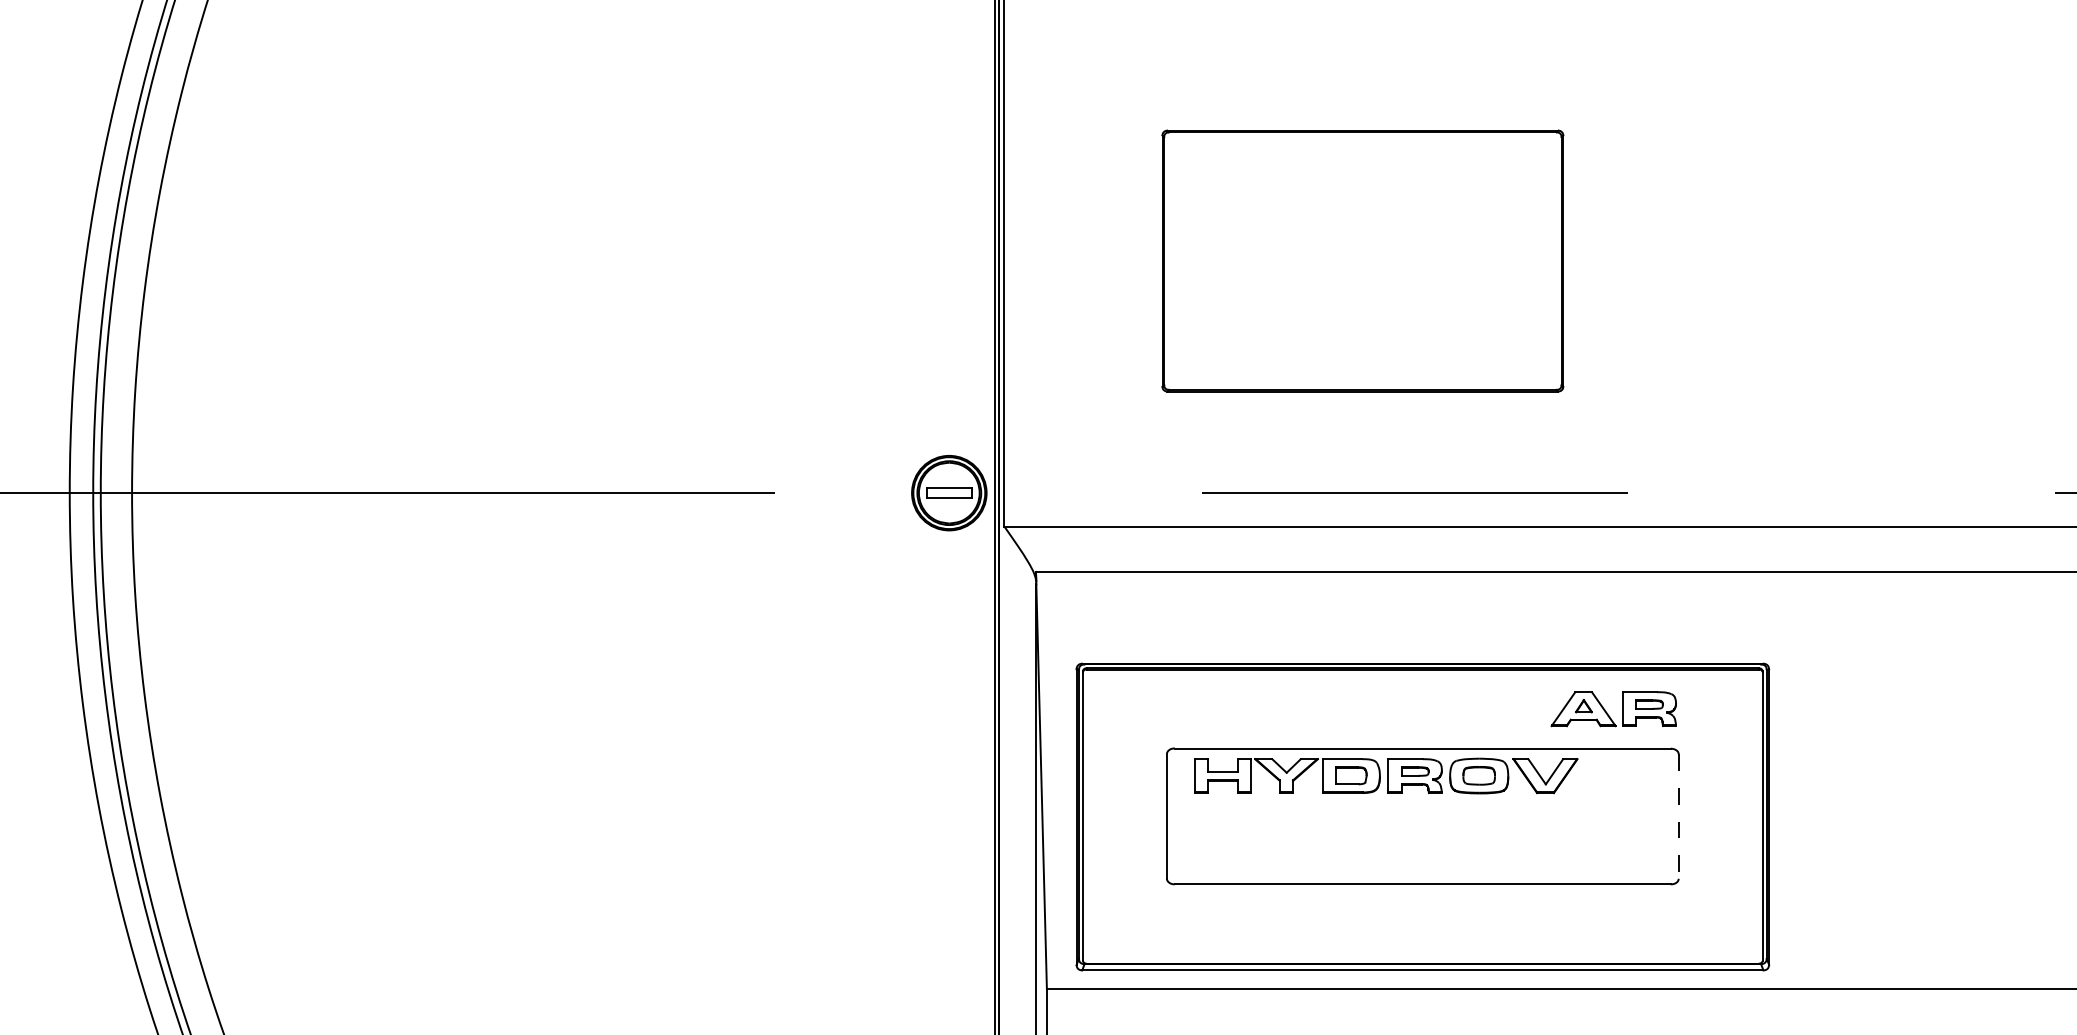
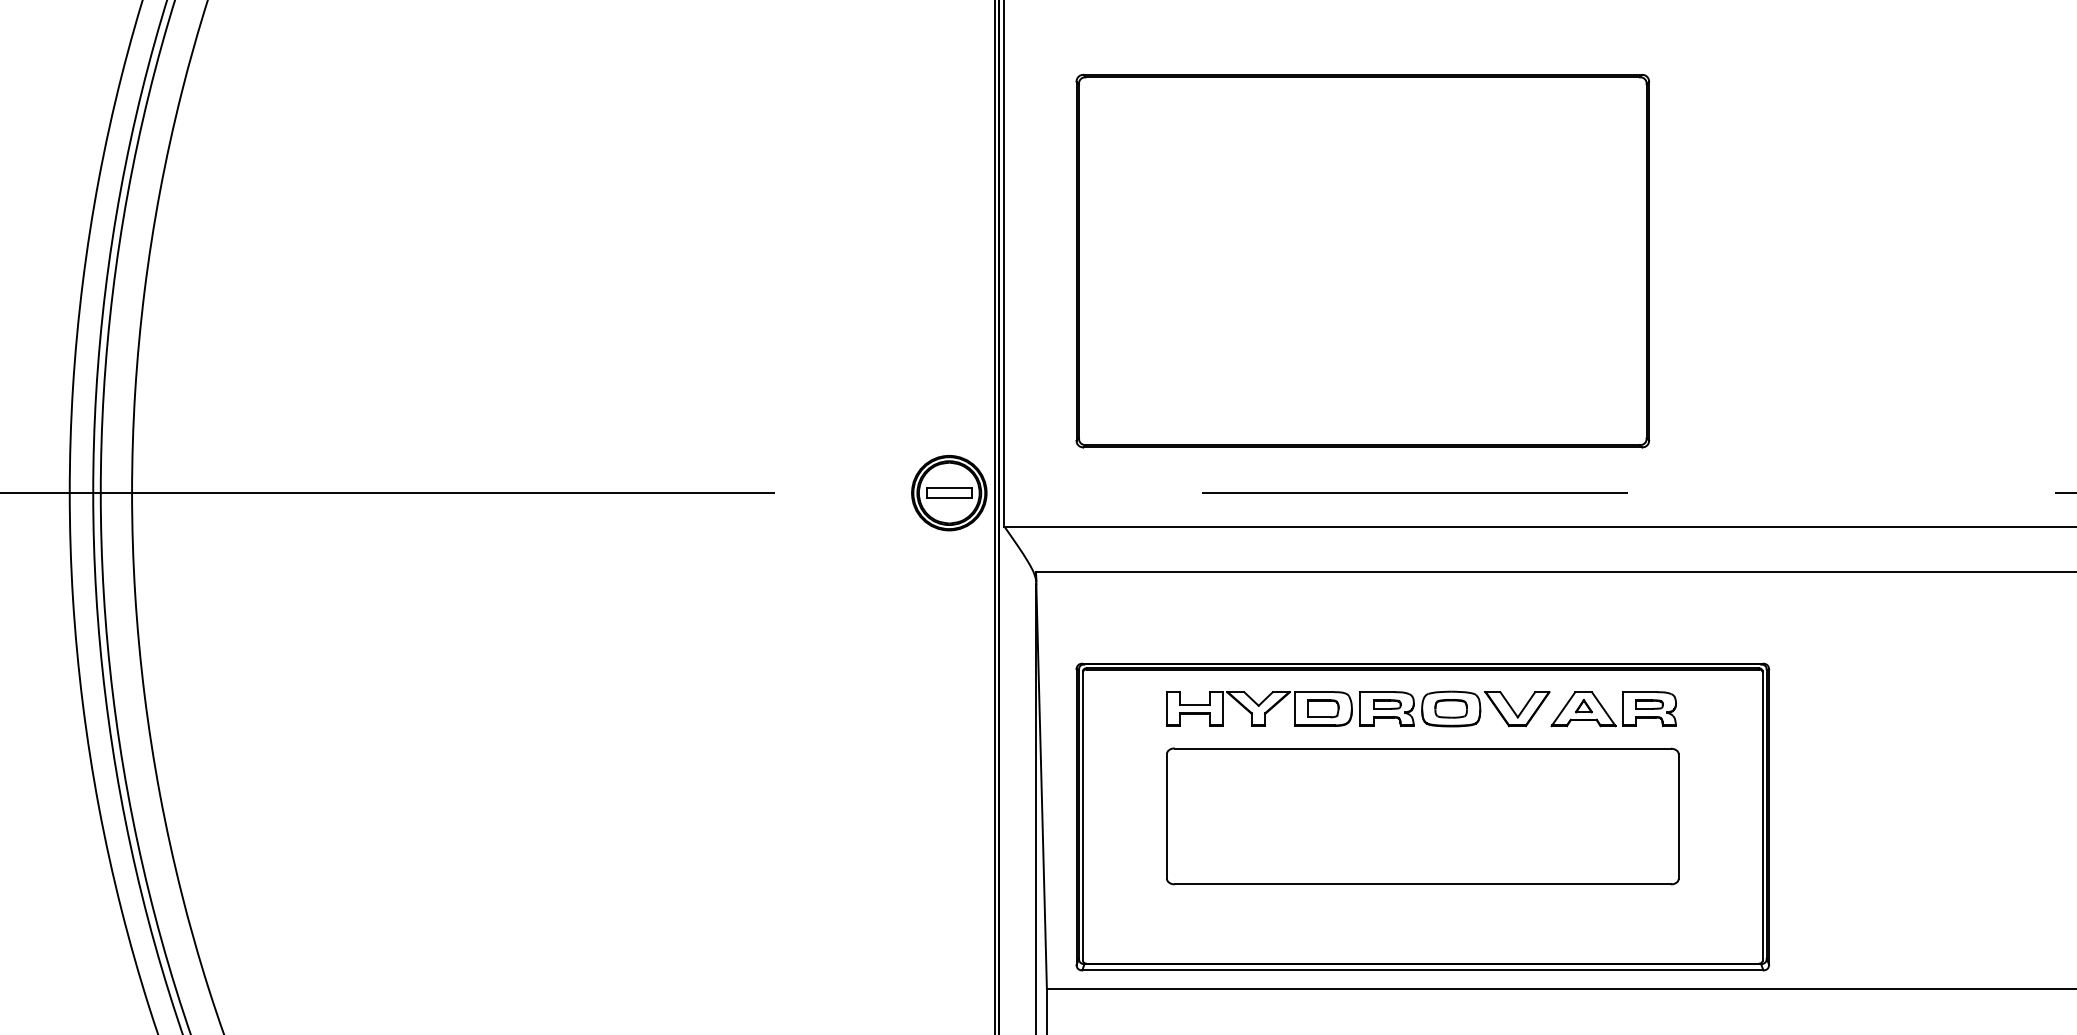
part size: 404x264 px -> 576x376 px (1362, 260)
part position: (1386, 775) -> (1358, 708) (1358, 708)
line: dashed -> solid (1678, 817)
